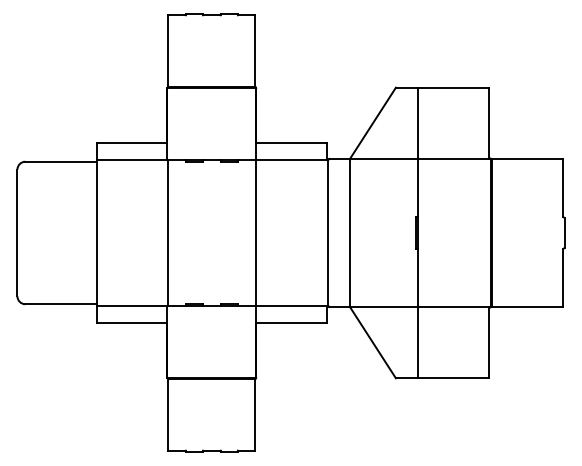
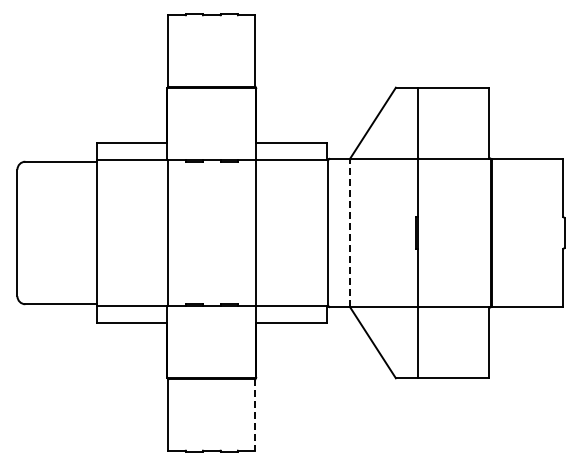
line: solid -> dashed (349, 232)
line: solid -> dashed (255, 415)
